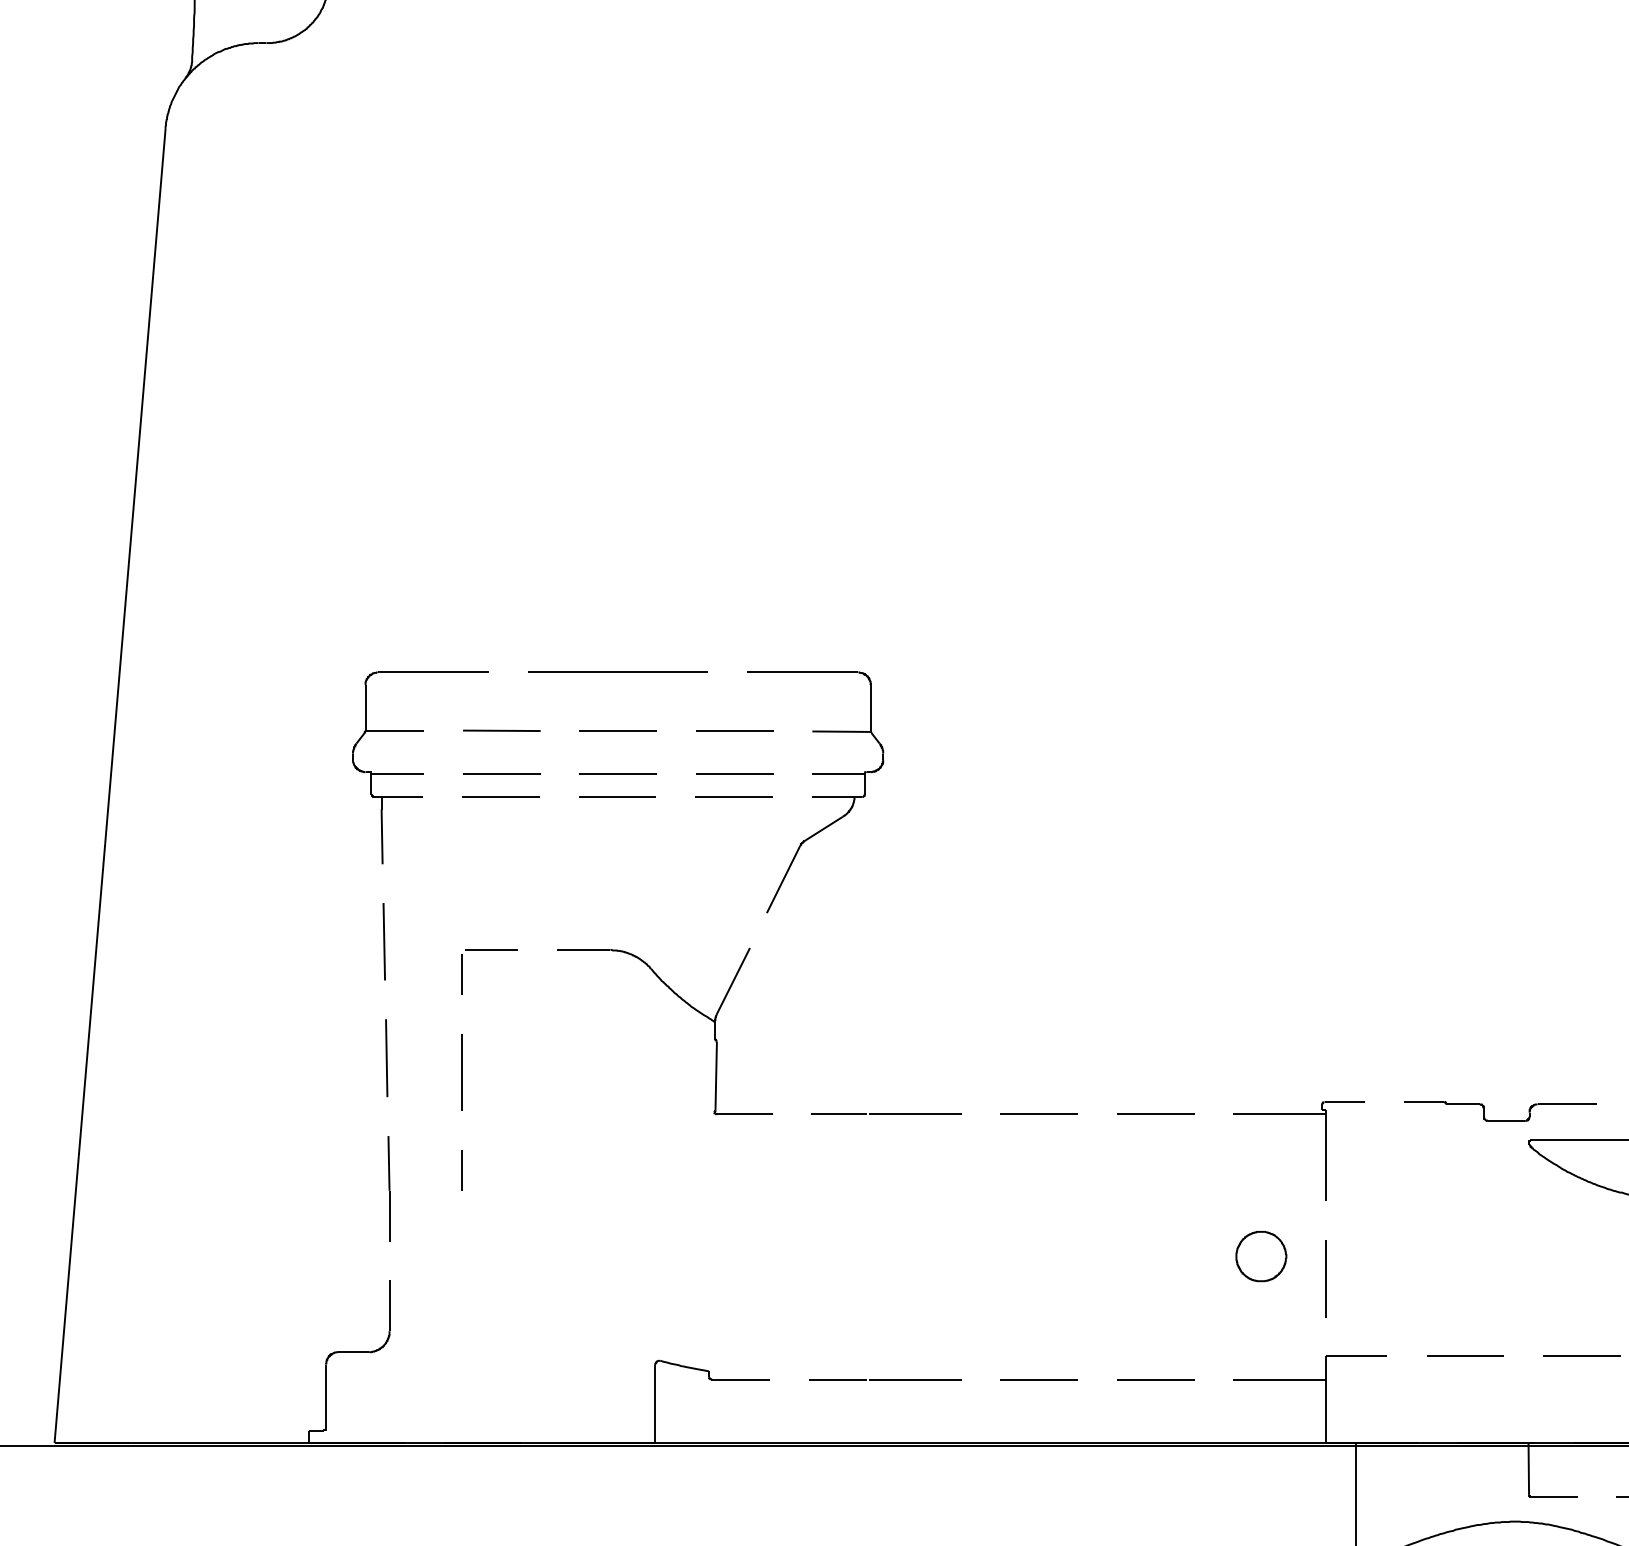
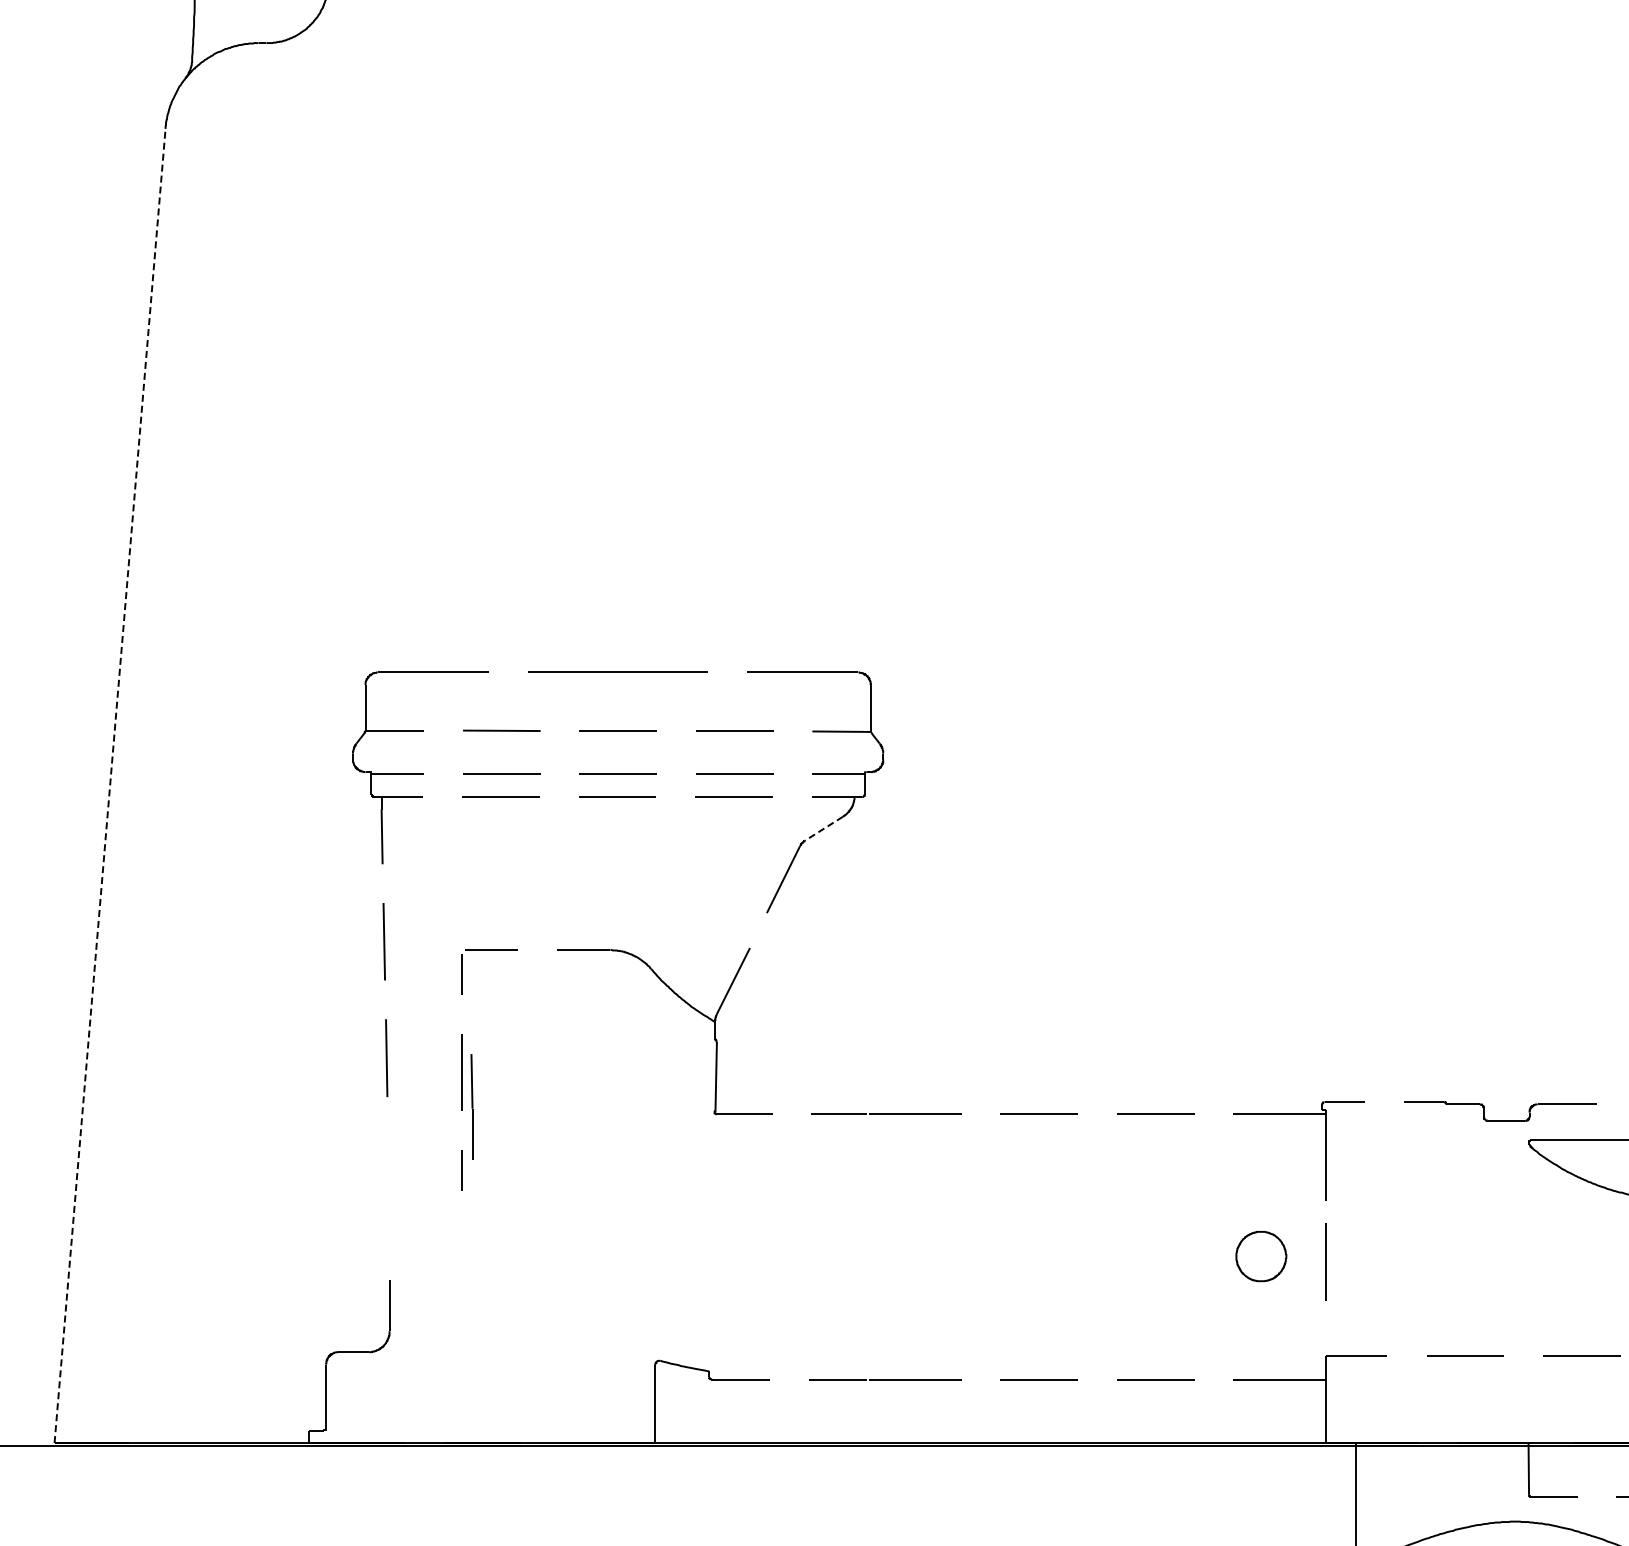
line: solid -> dashed (110, 785)
line: solid -> dashed (823, 828)
line position: (388, 1188) -> (471, 1106) (471, 1106)
line position: (1325, 1278) -> (1325, 1261) (1325, 1261)
